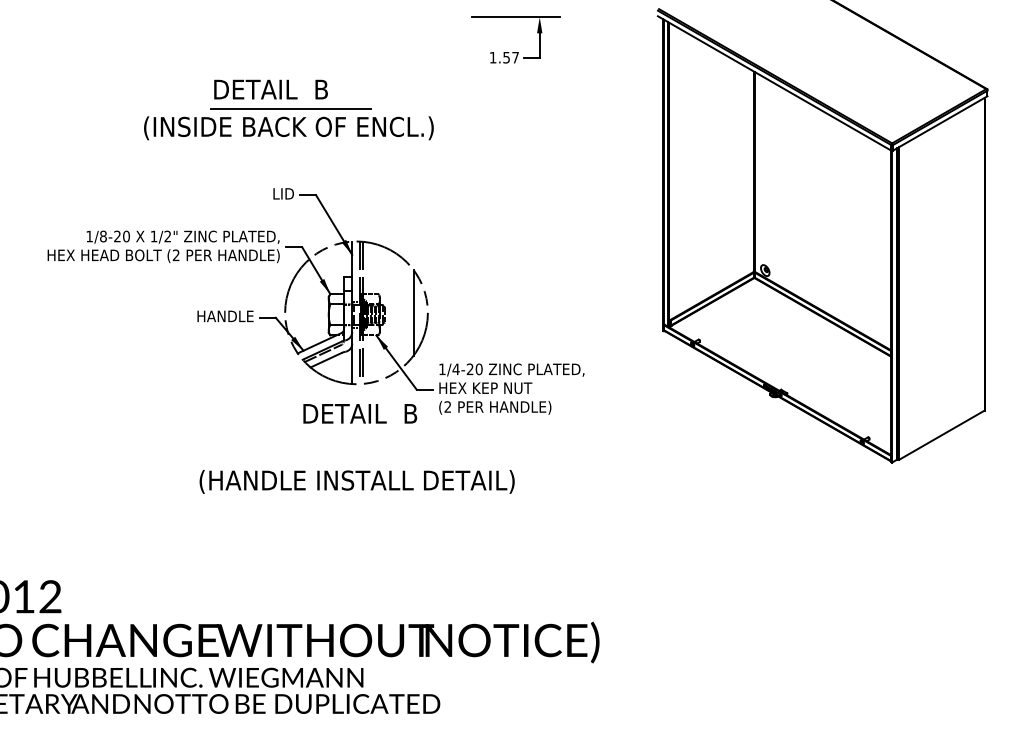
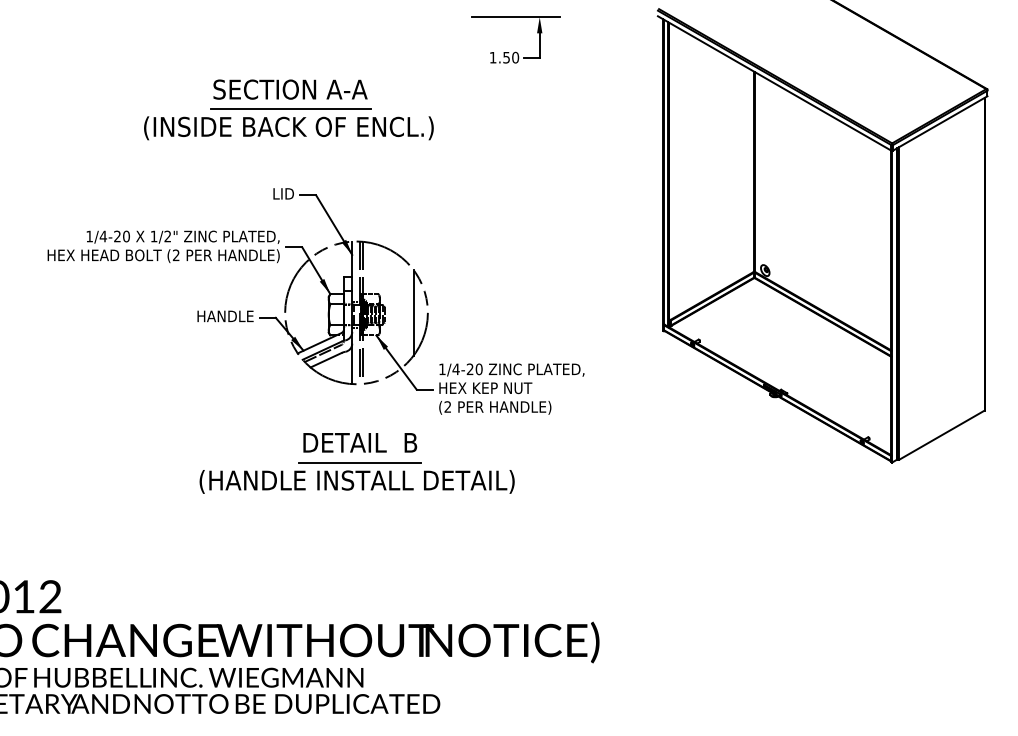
text: 1.57 -> 1.50 (515, 57)
text: DETAIL  B -> SECTION A-A (290, 89)
text: 1/8-20 -> 1/4-20 (103, 236)
text position: (360, 413) -> (360, 442) (360, 442)
line: none -> present (359, 462)
